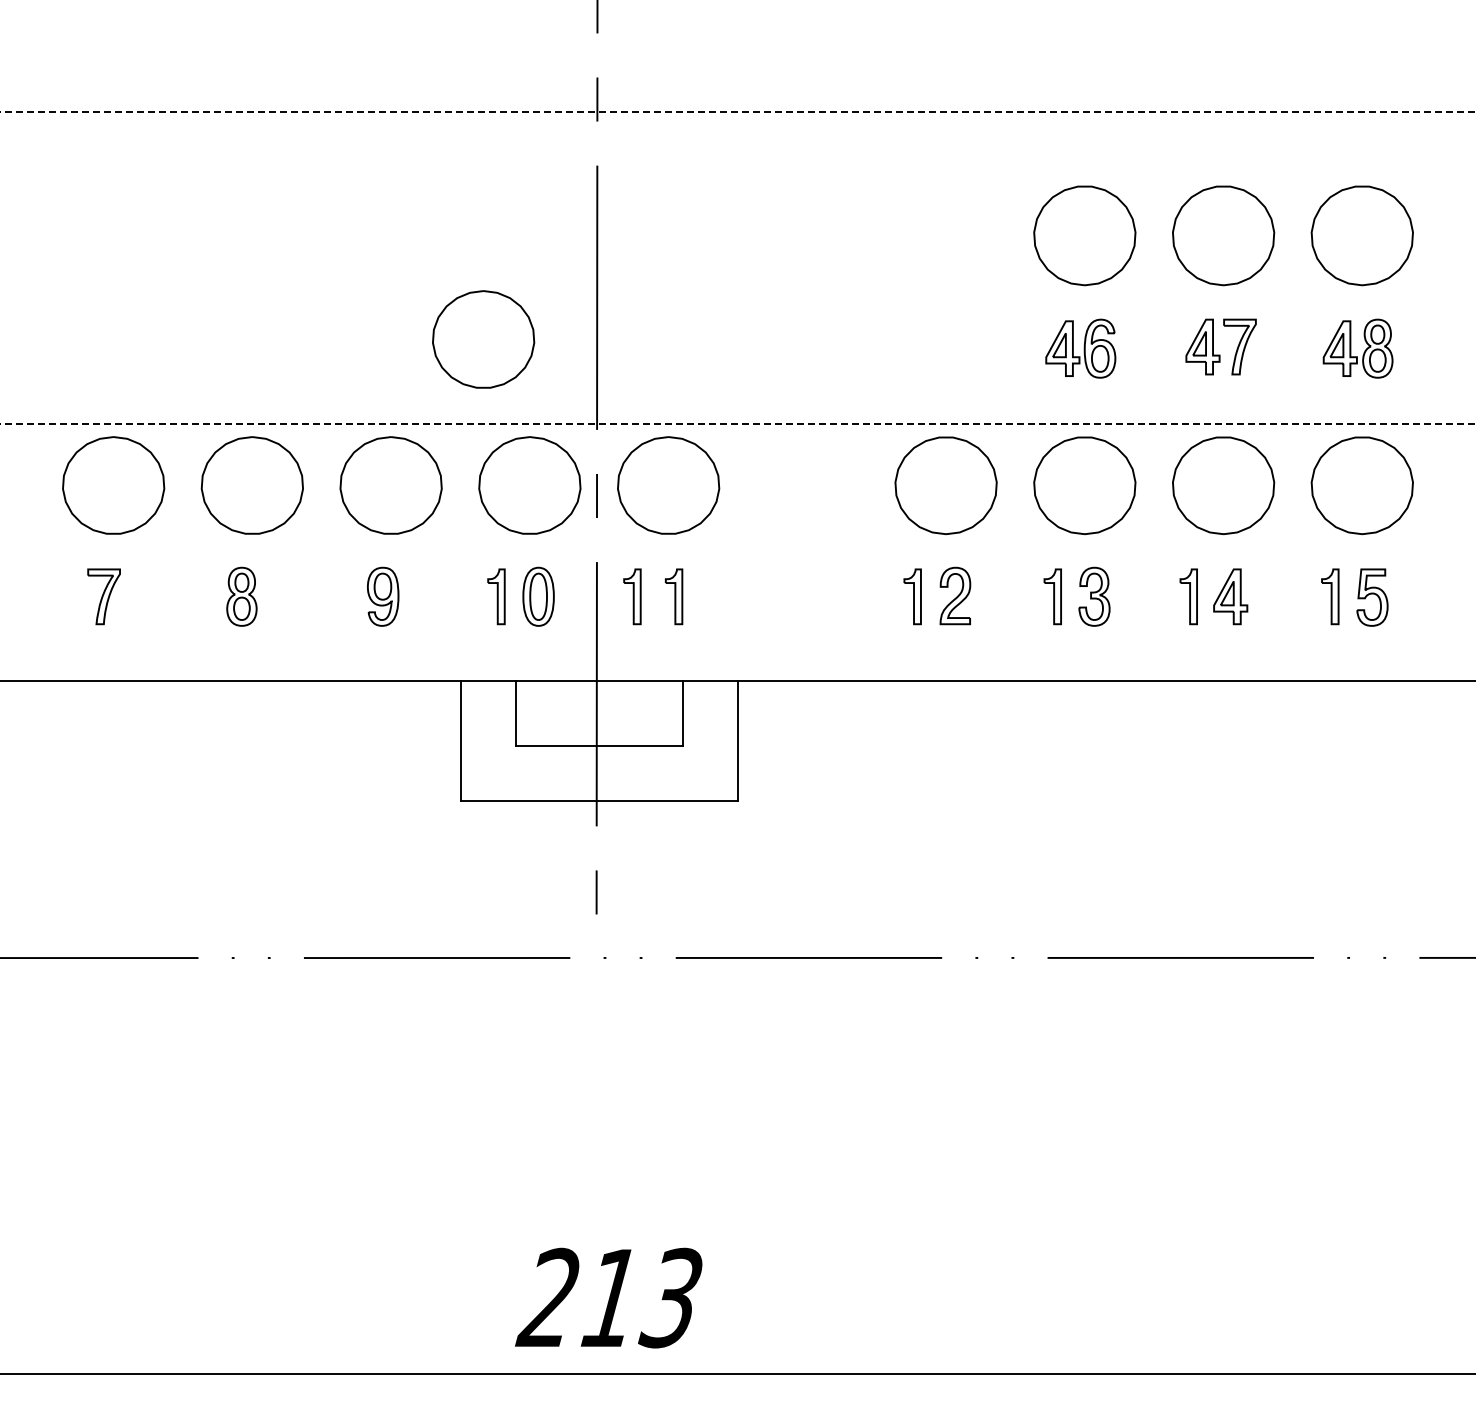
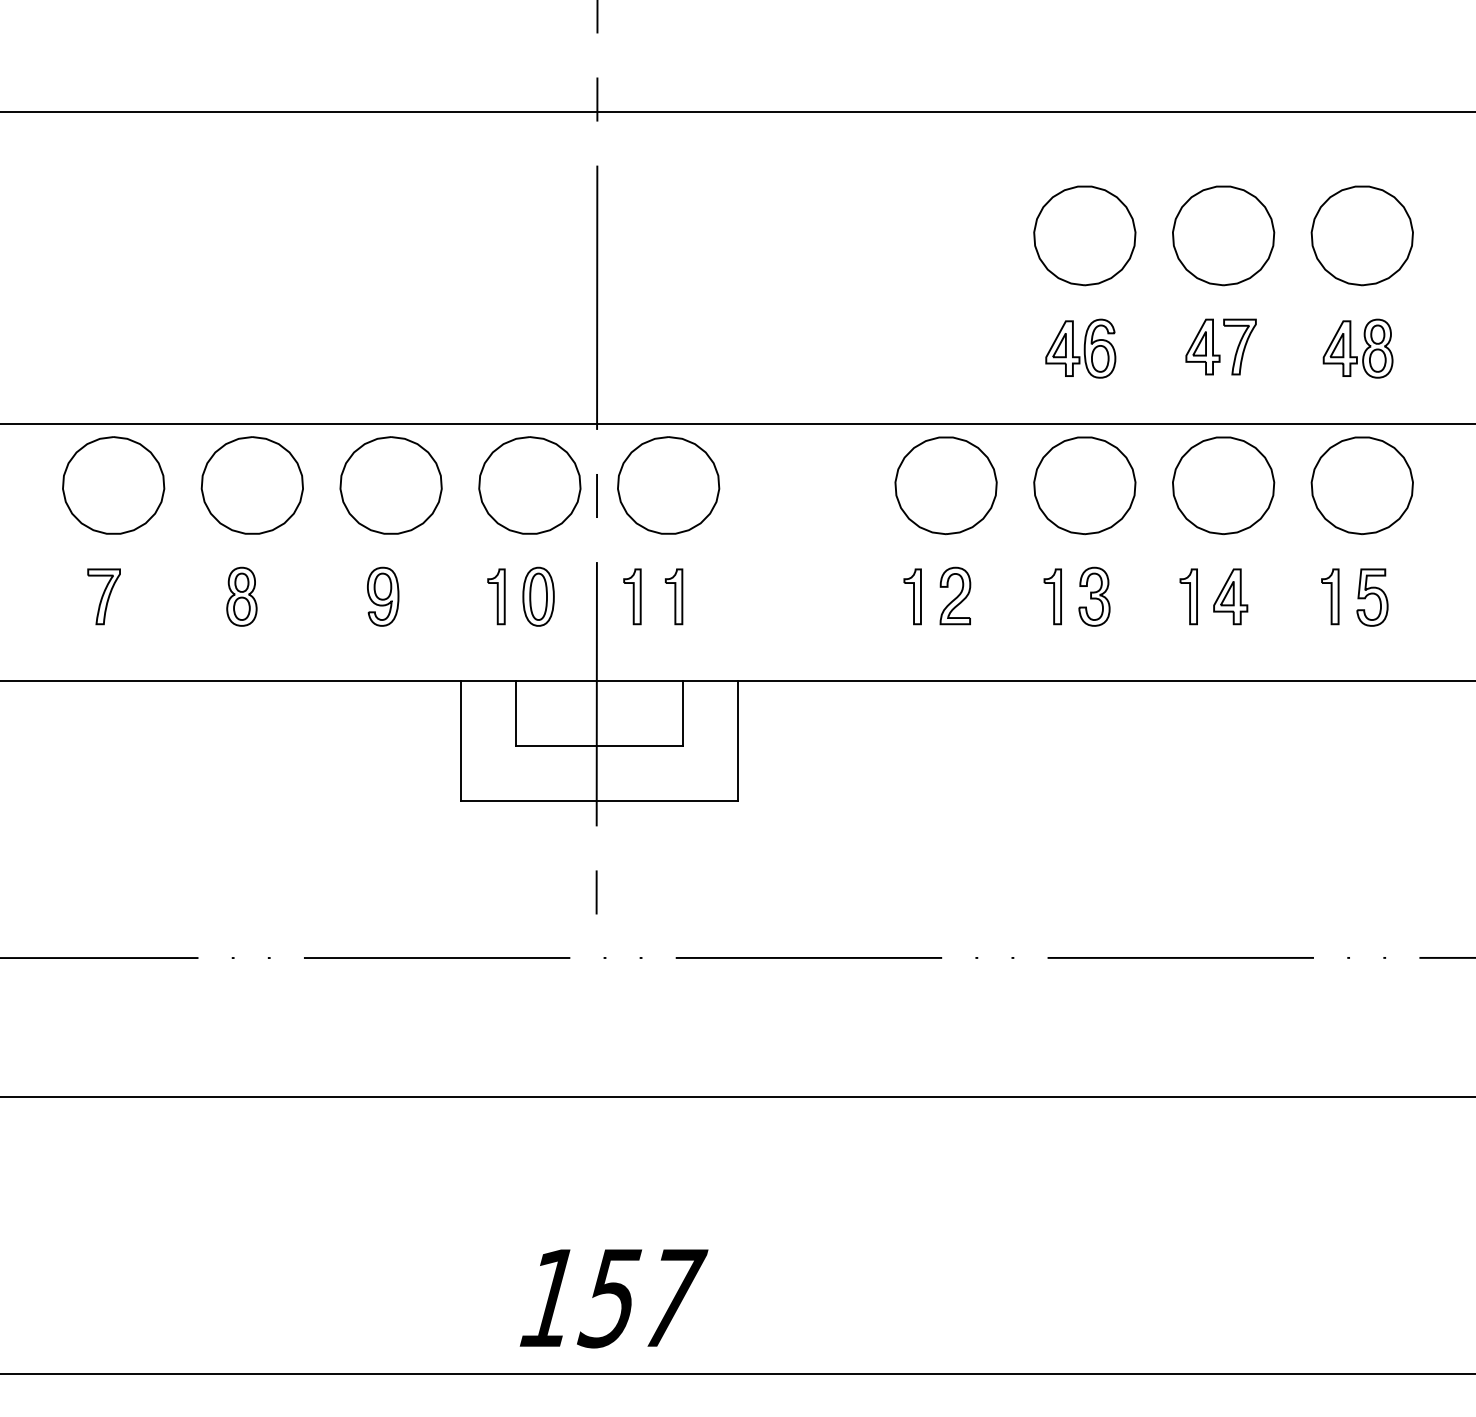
line: dashed -> solid (738, 111)
part: present -> none (483, 339)
line: dashed -> solid (738, 424)
line: none -> present (737, 1096)
text: 213 -> 157 (611, 1297)
